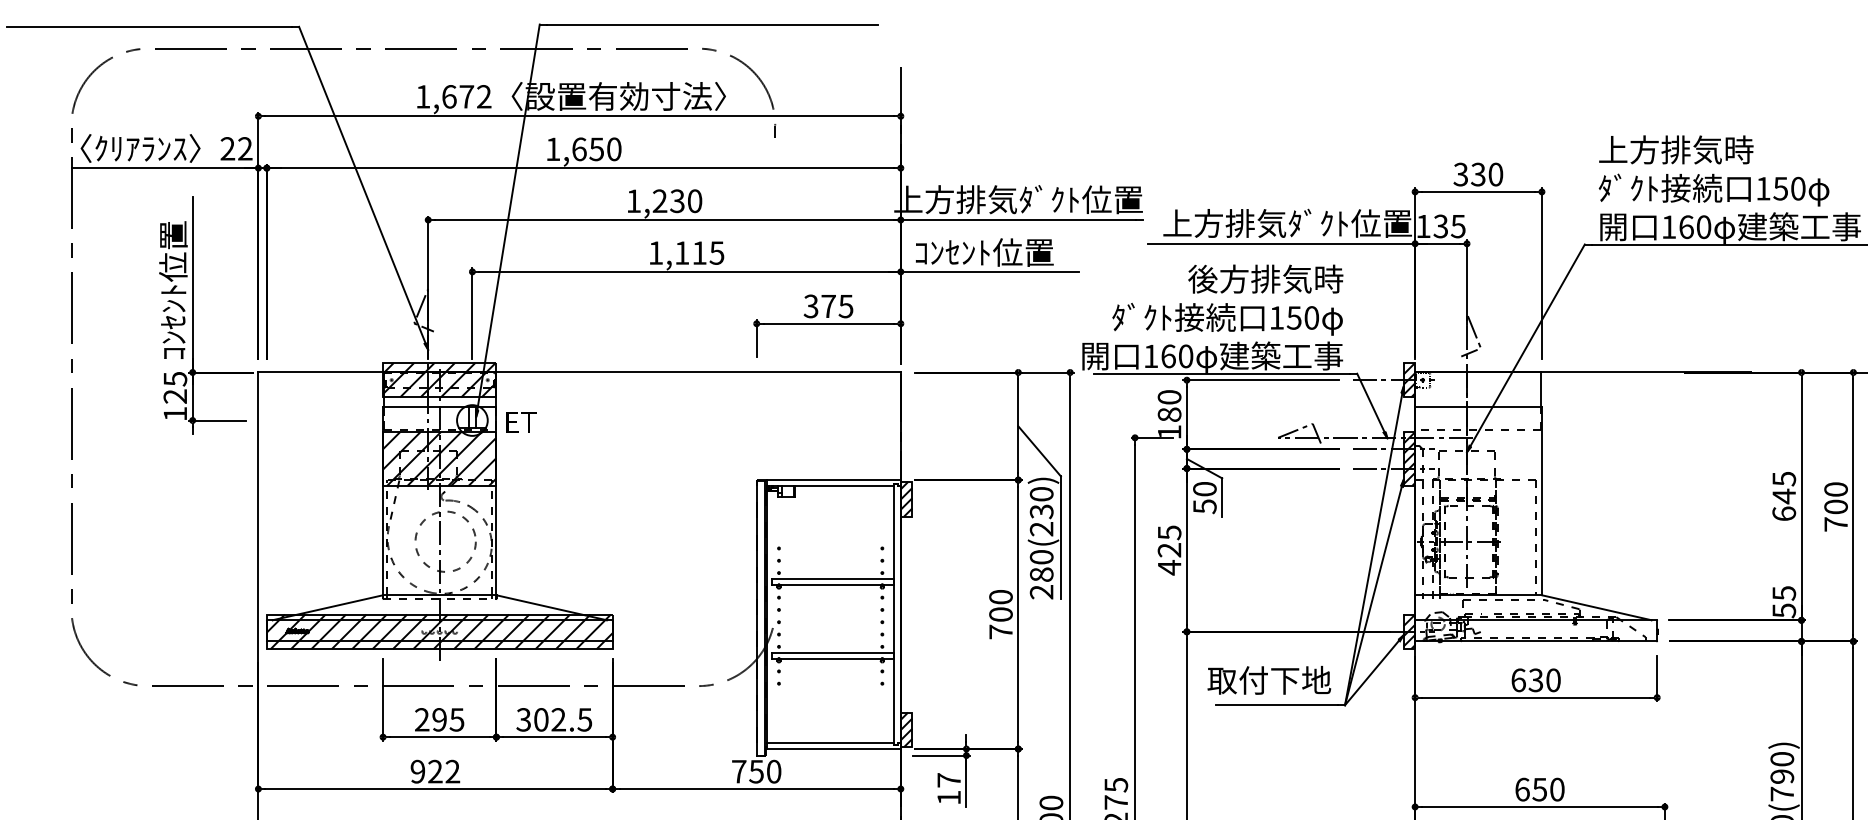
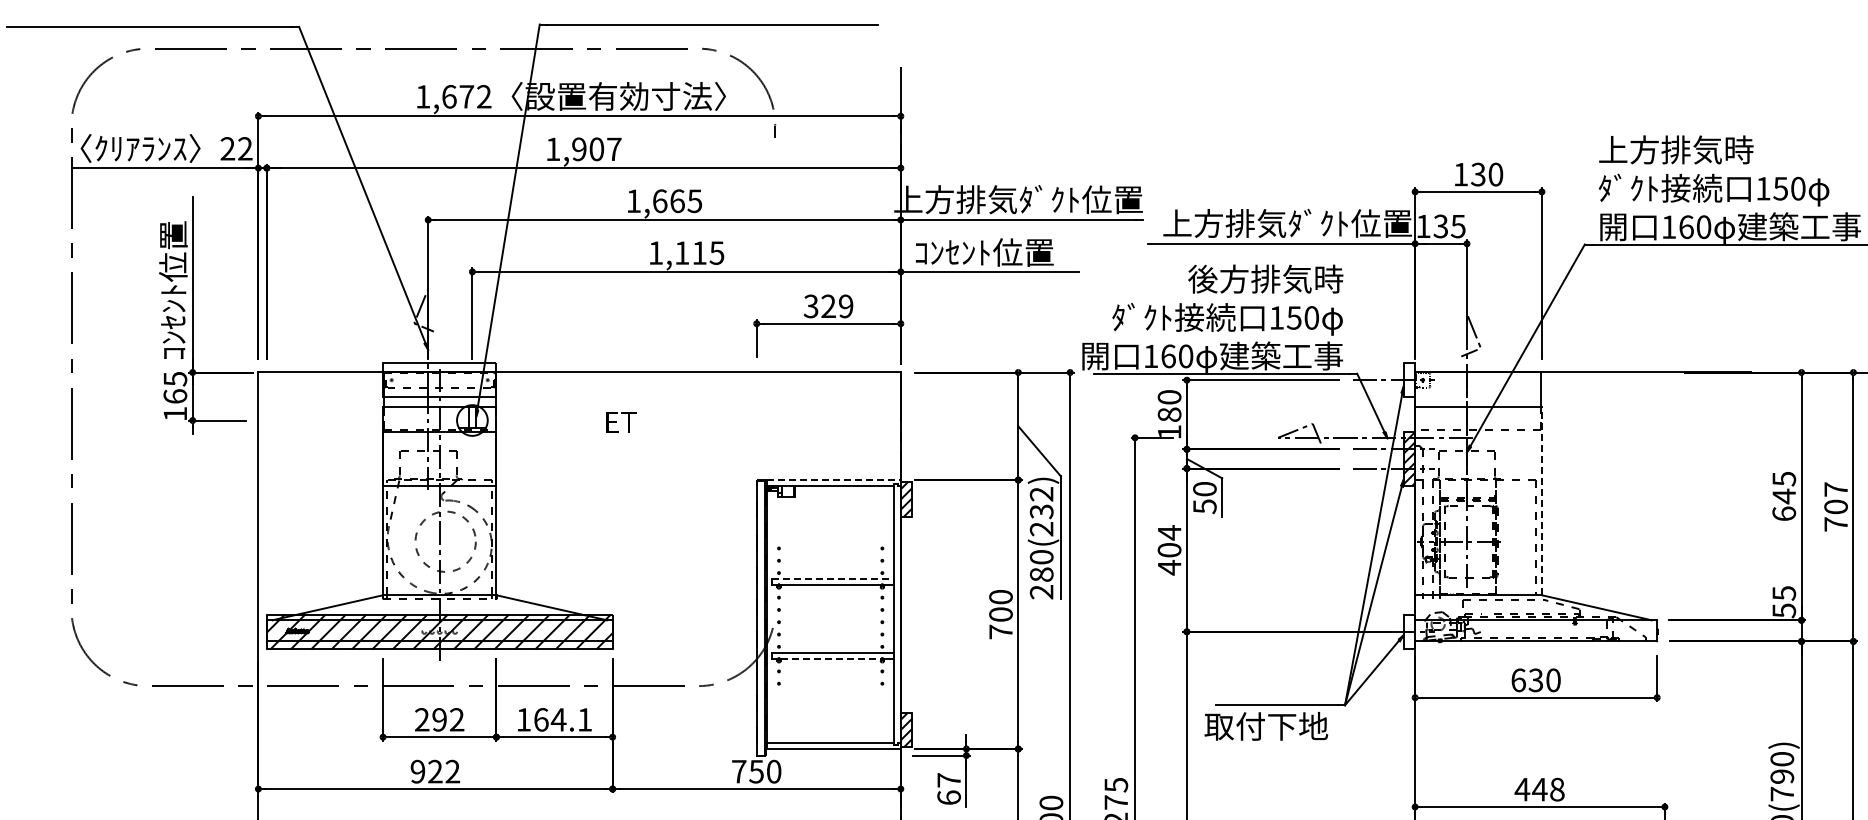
text: 1,650 -> 1,907 (596, 149)
text: 330 -> 130 (1460, 174)
text: 1,230 -> 1,665 (677, 201)
text: 375 -> 329 (837, 306)
hatch: present -> none (439, 379)
hatch: present -> none (1409, 379)
text: 125 -> 165 (175, 396)
text position: (521, 422) -> (621, 422) (621, 422)
hatch: present -> none (439, 458)
line: solid -> dashed (833, 480)
text: 700 -> 707 (1835, 489)
text: 280(230) -> 280(232) (1041, 494)
line: solid -> dashed (1541, 500)
text: 425 -> 404 (1169, 541)
line: solid -> dashed (833, 578)
hatch: present -> none (1409, 631)
line: solid -> dashed (830, 658)
text position: (1269, 680) -> (1266, 726) (1266, 726)
text: 295 -> 292 (456, 719)
text: 302.5 -> 164.1 (554, 719)
text: 650 -> 448 (1539, 789)
text: 17 -> 67 (948, 797)
